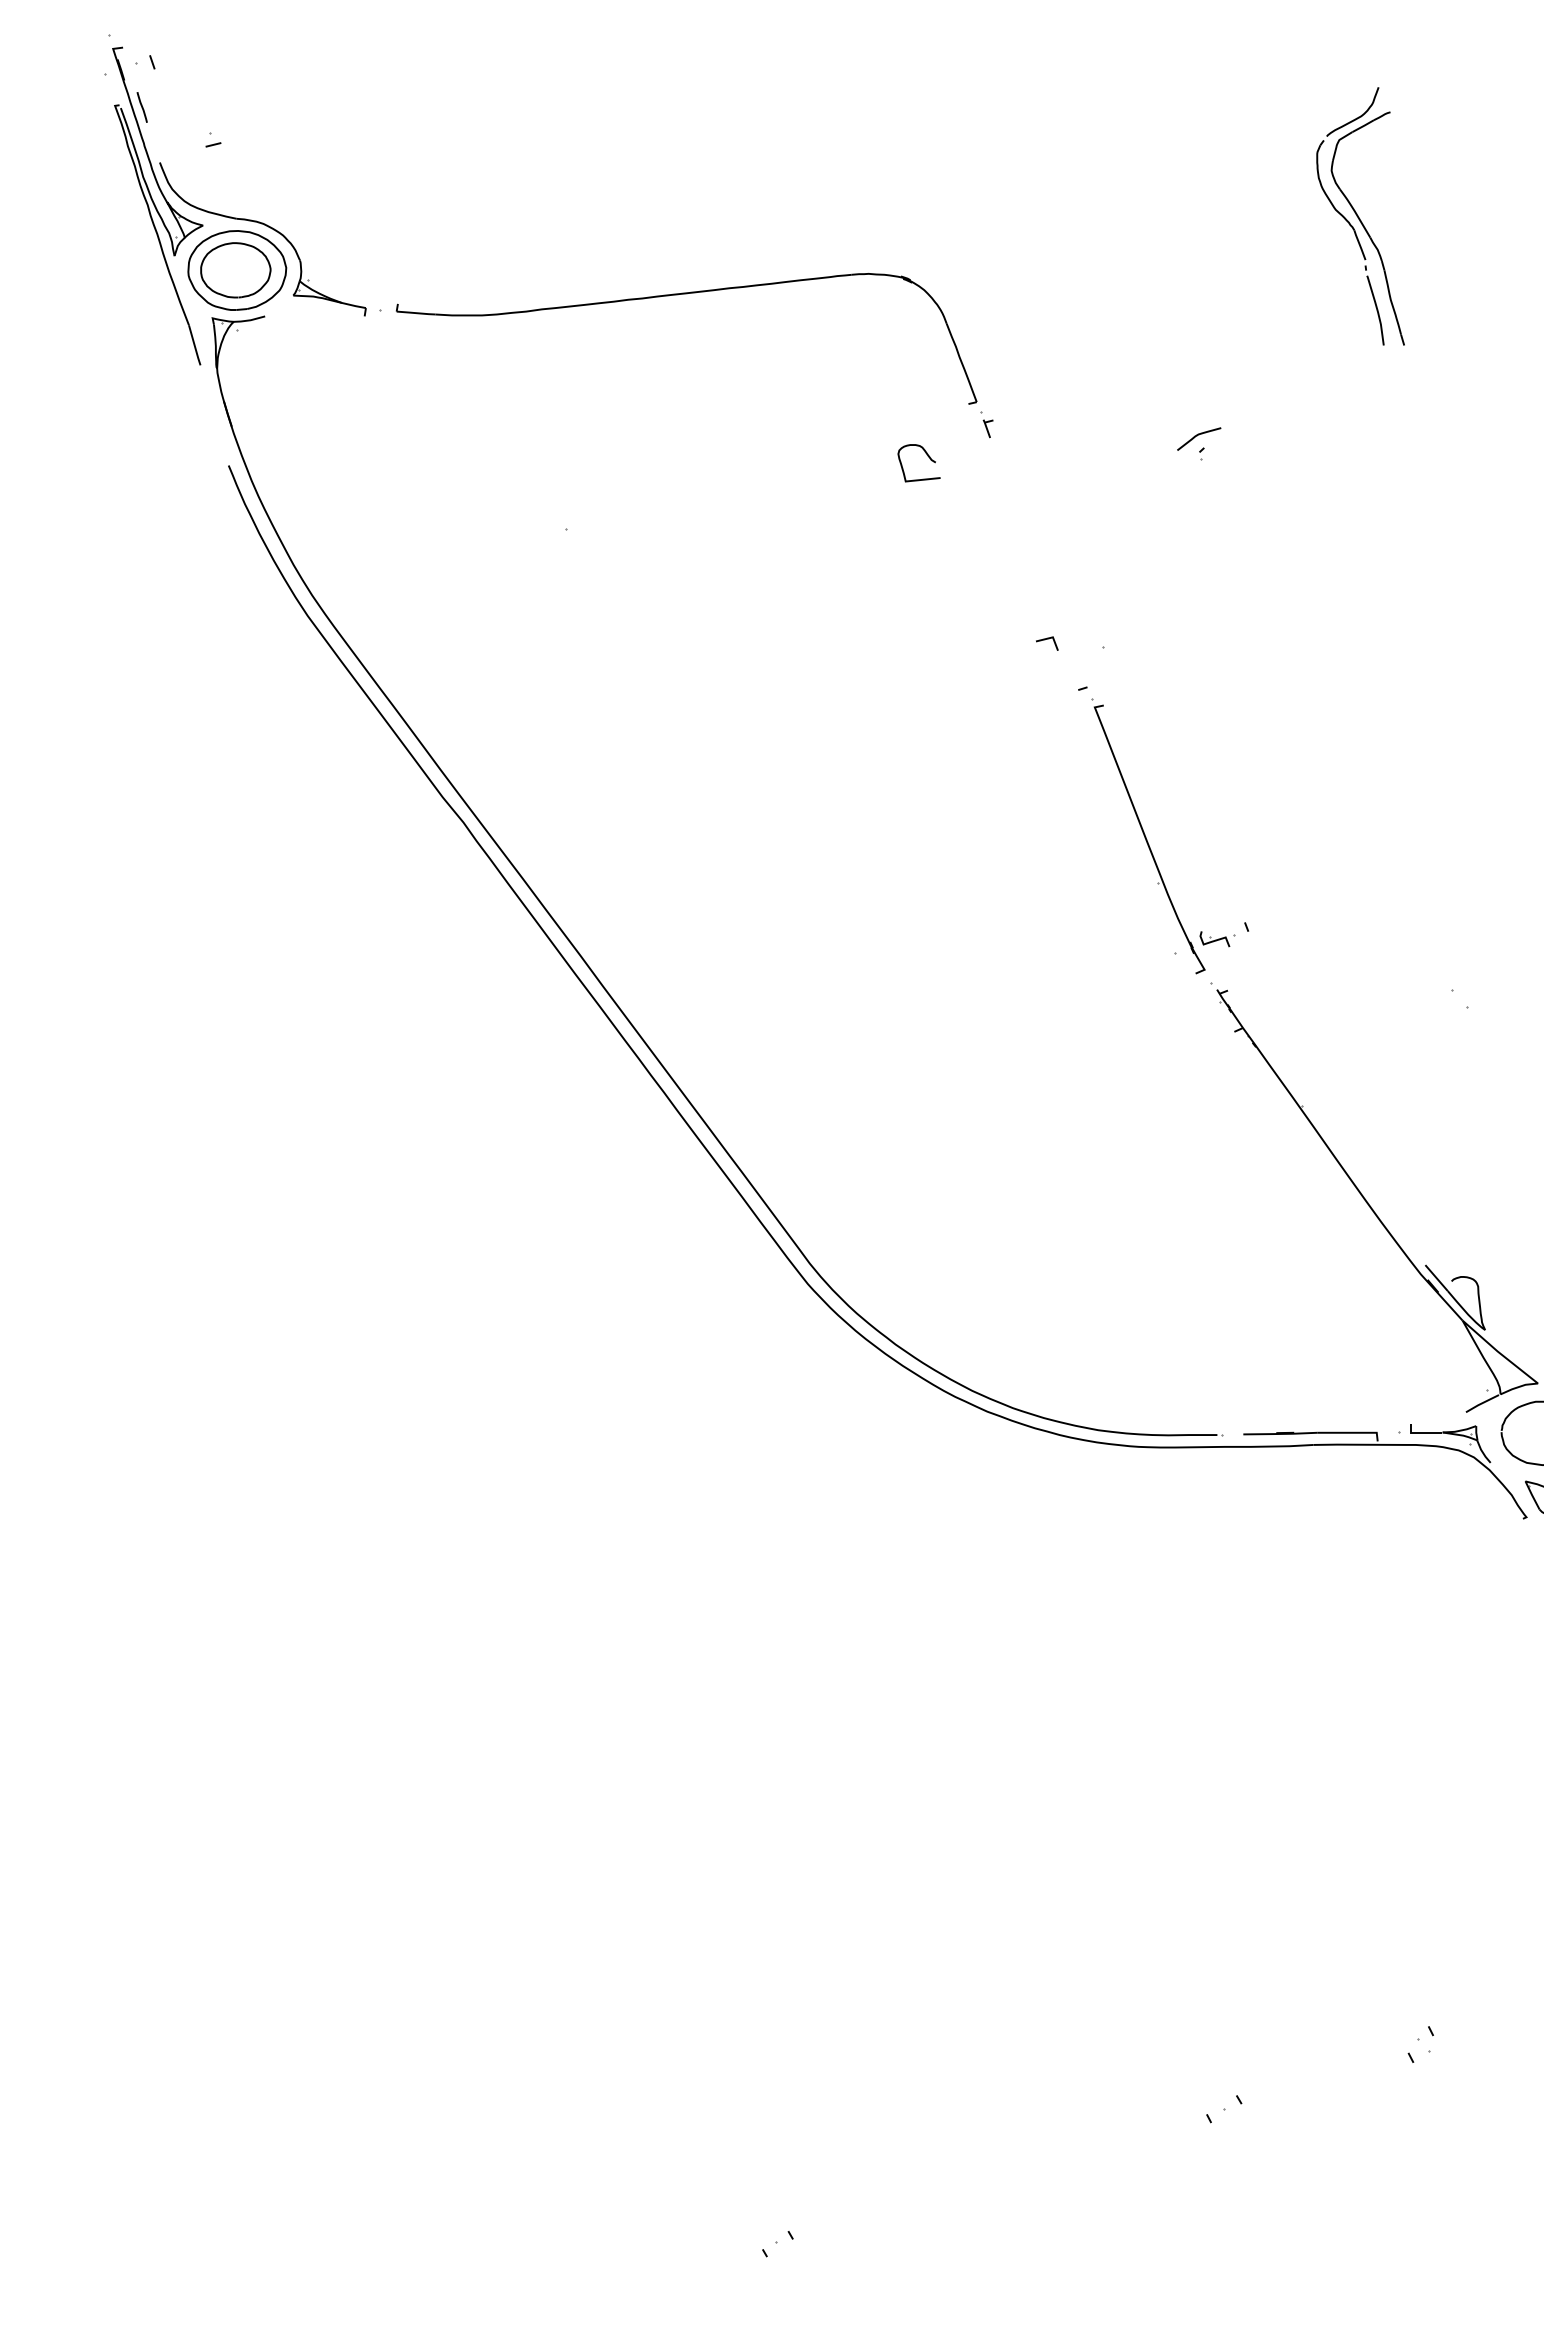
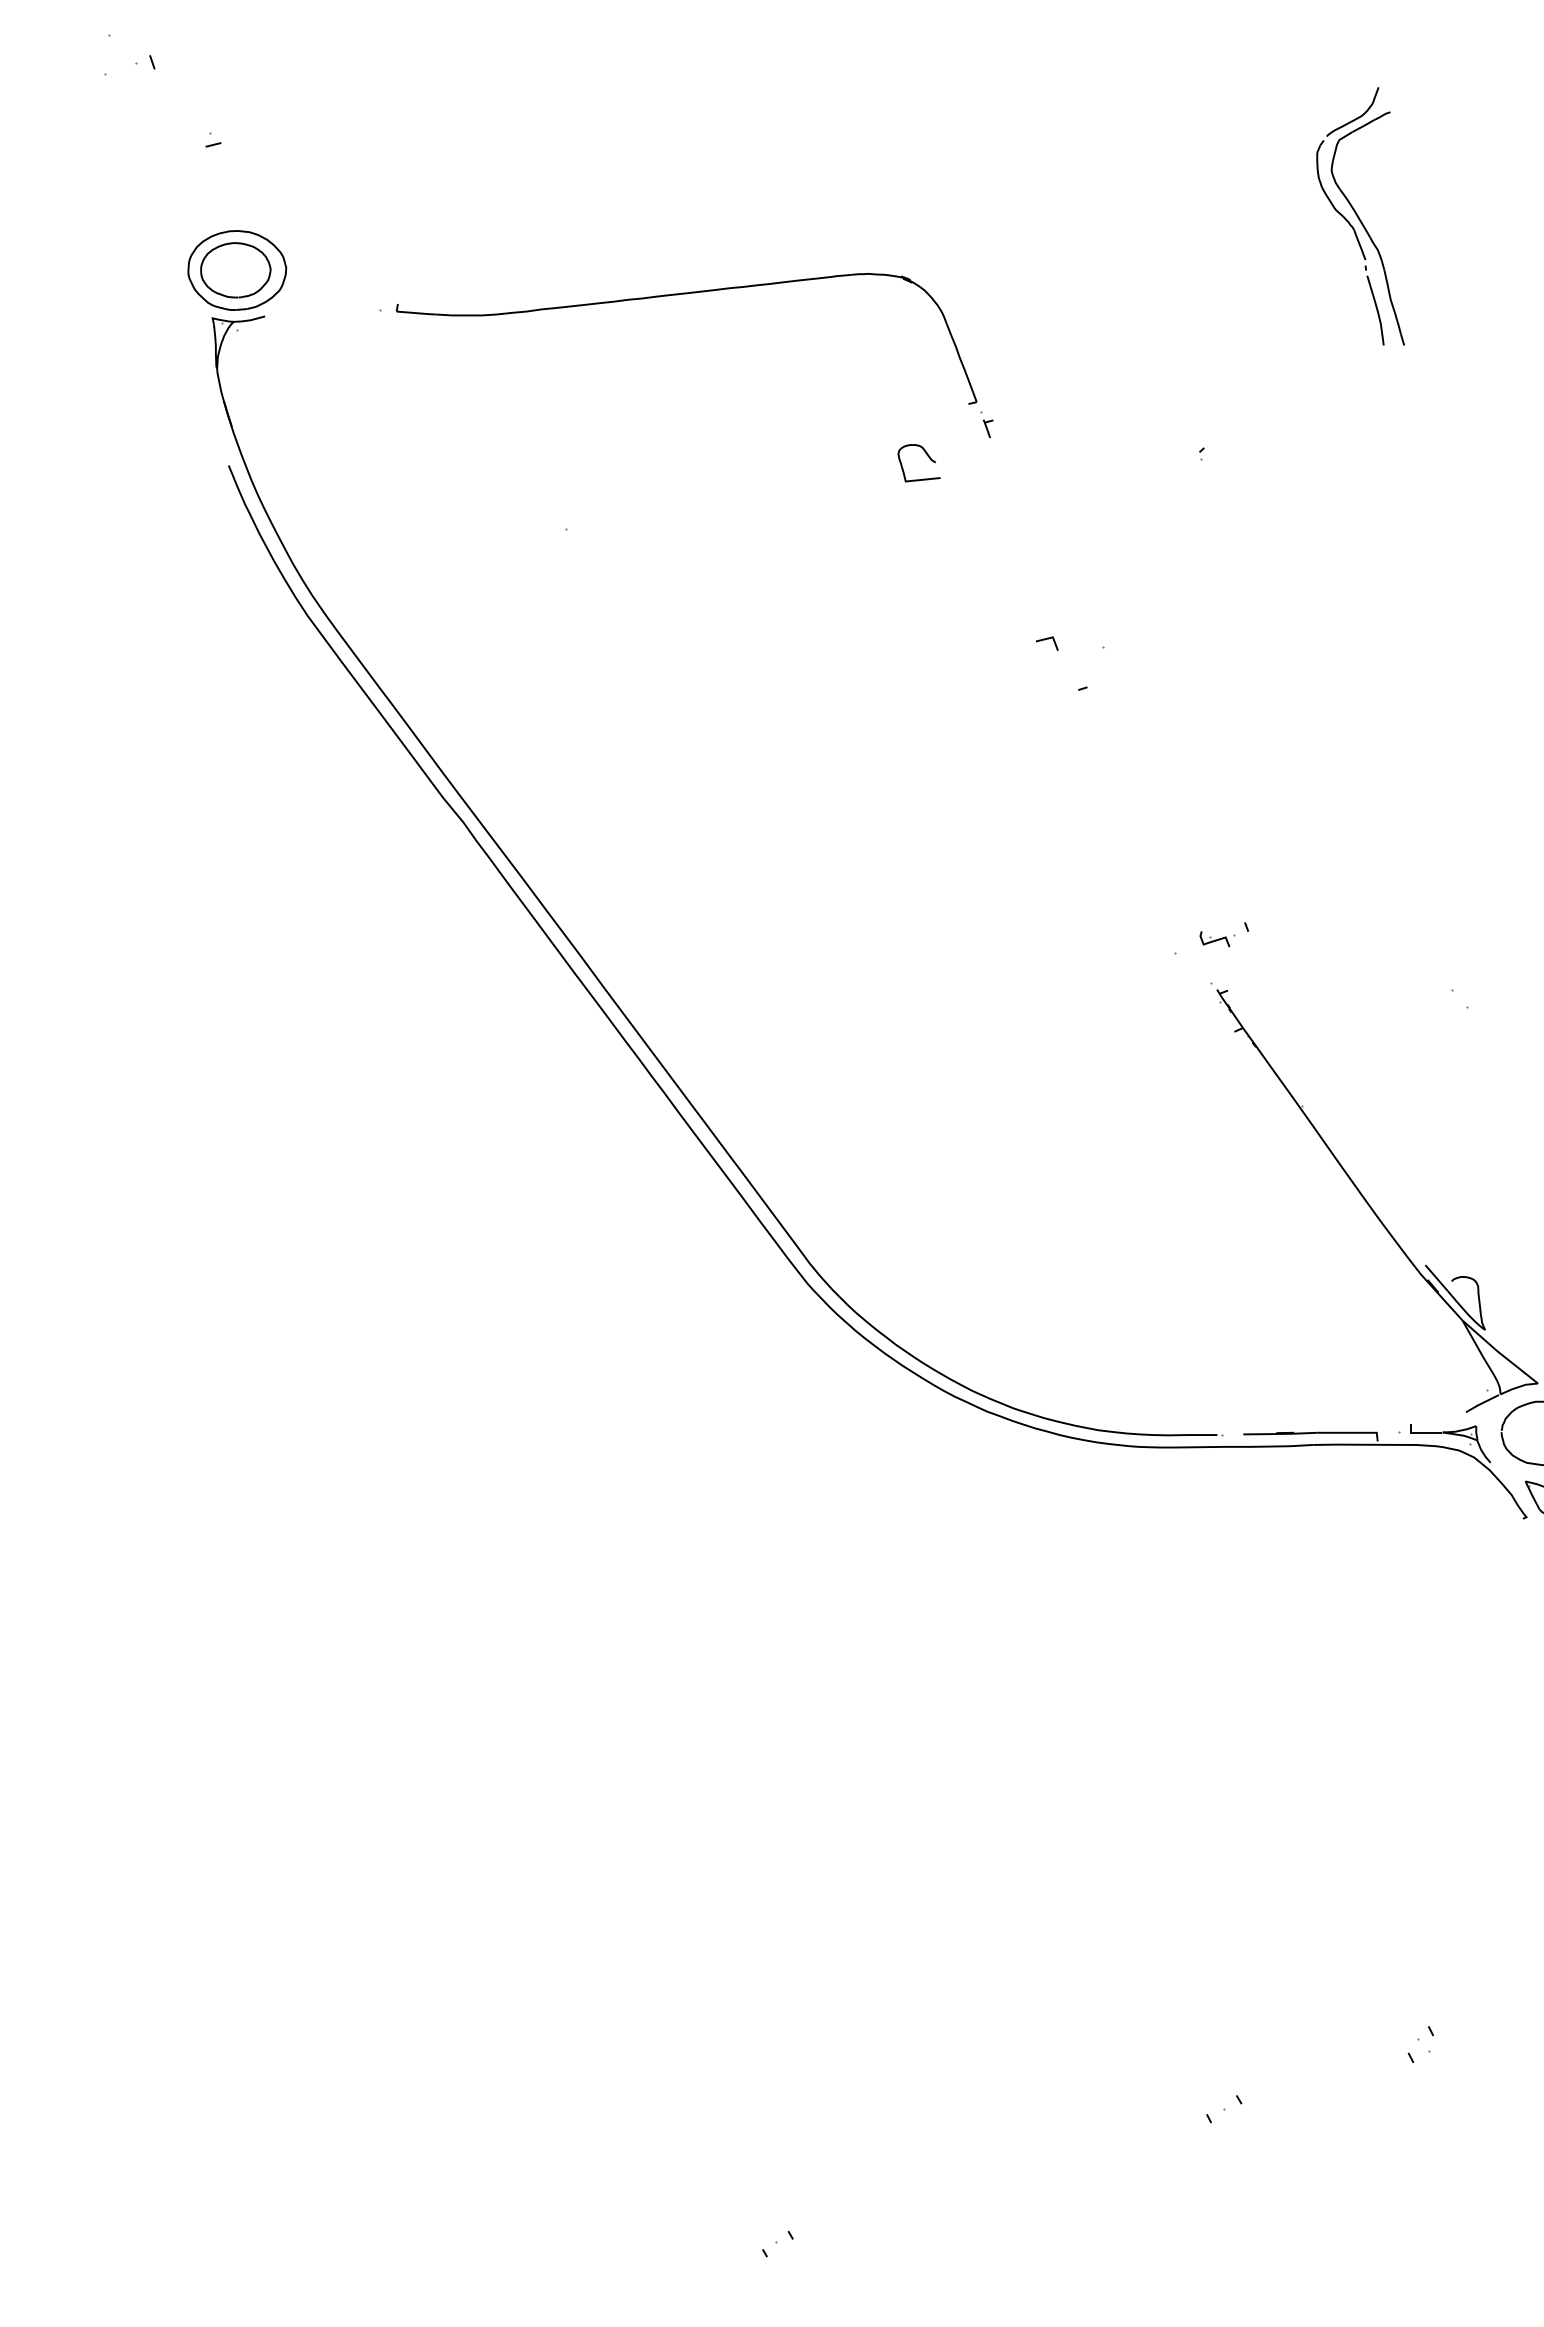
part: present -> none (236, 217)
curve: present -> none (1197, 436)
part: present -> none (1148, 836)
